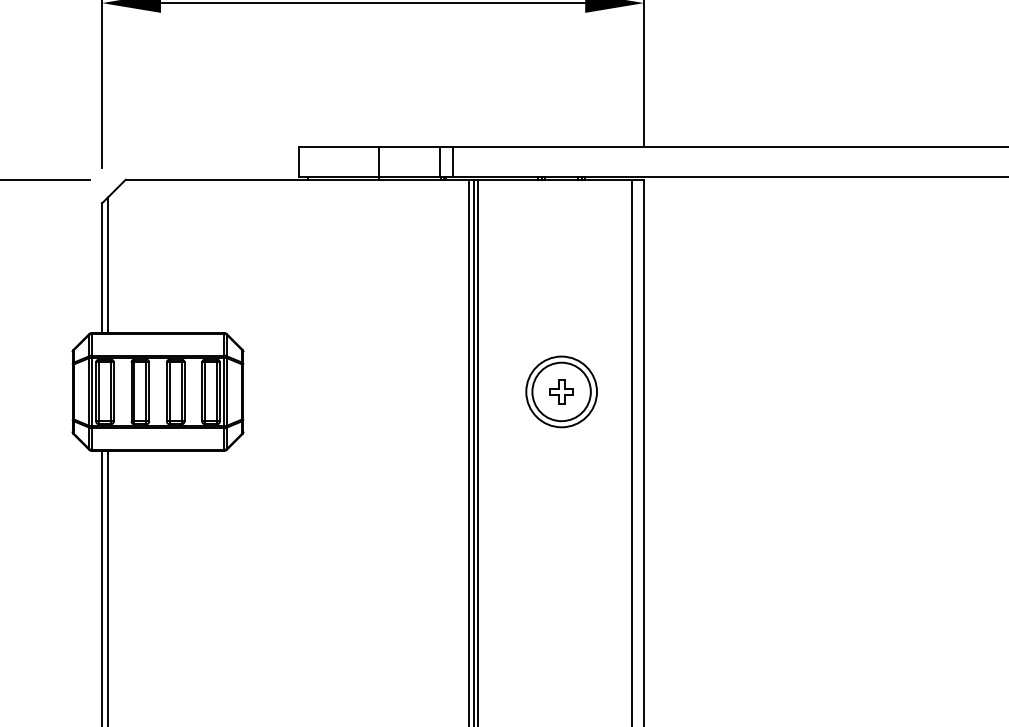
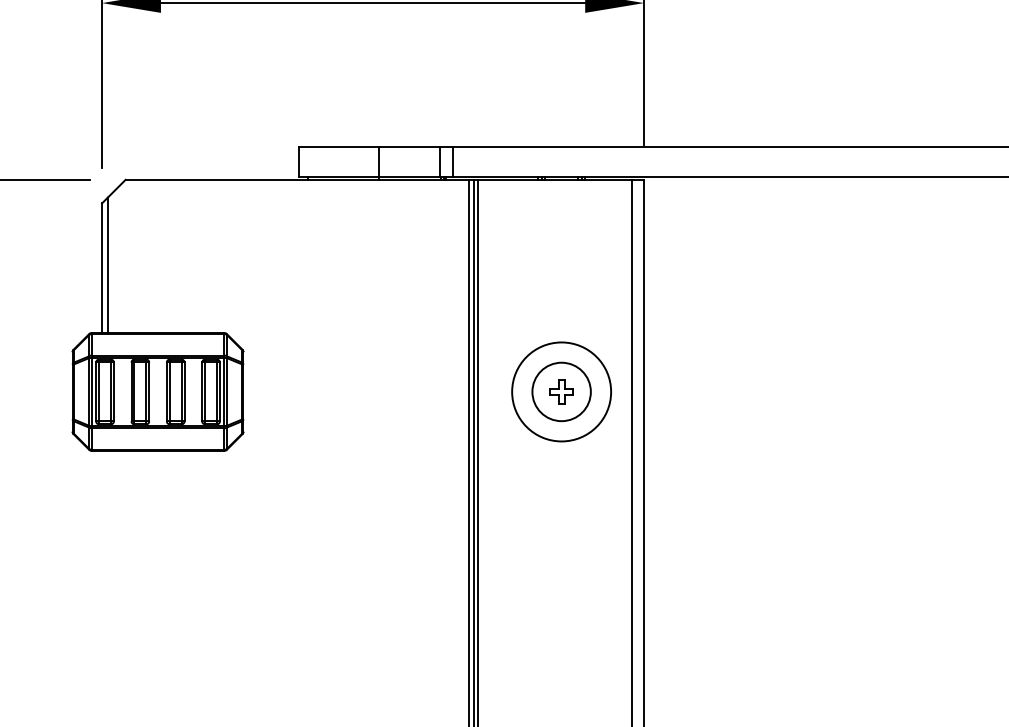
circle diameter: 71 px -> 99 px (561, 391)
line: present -> none (102, 586)
line: present -> none (107, 586)
